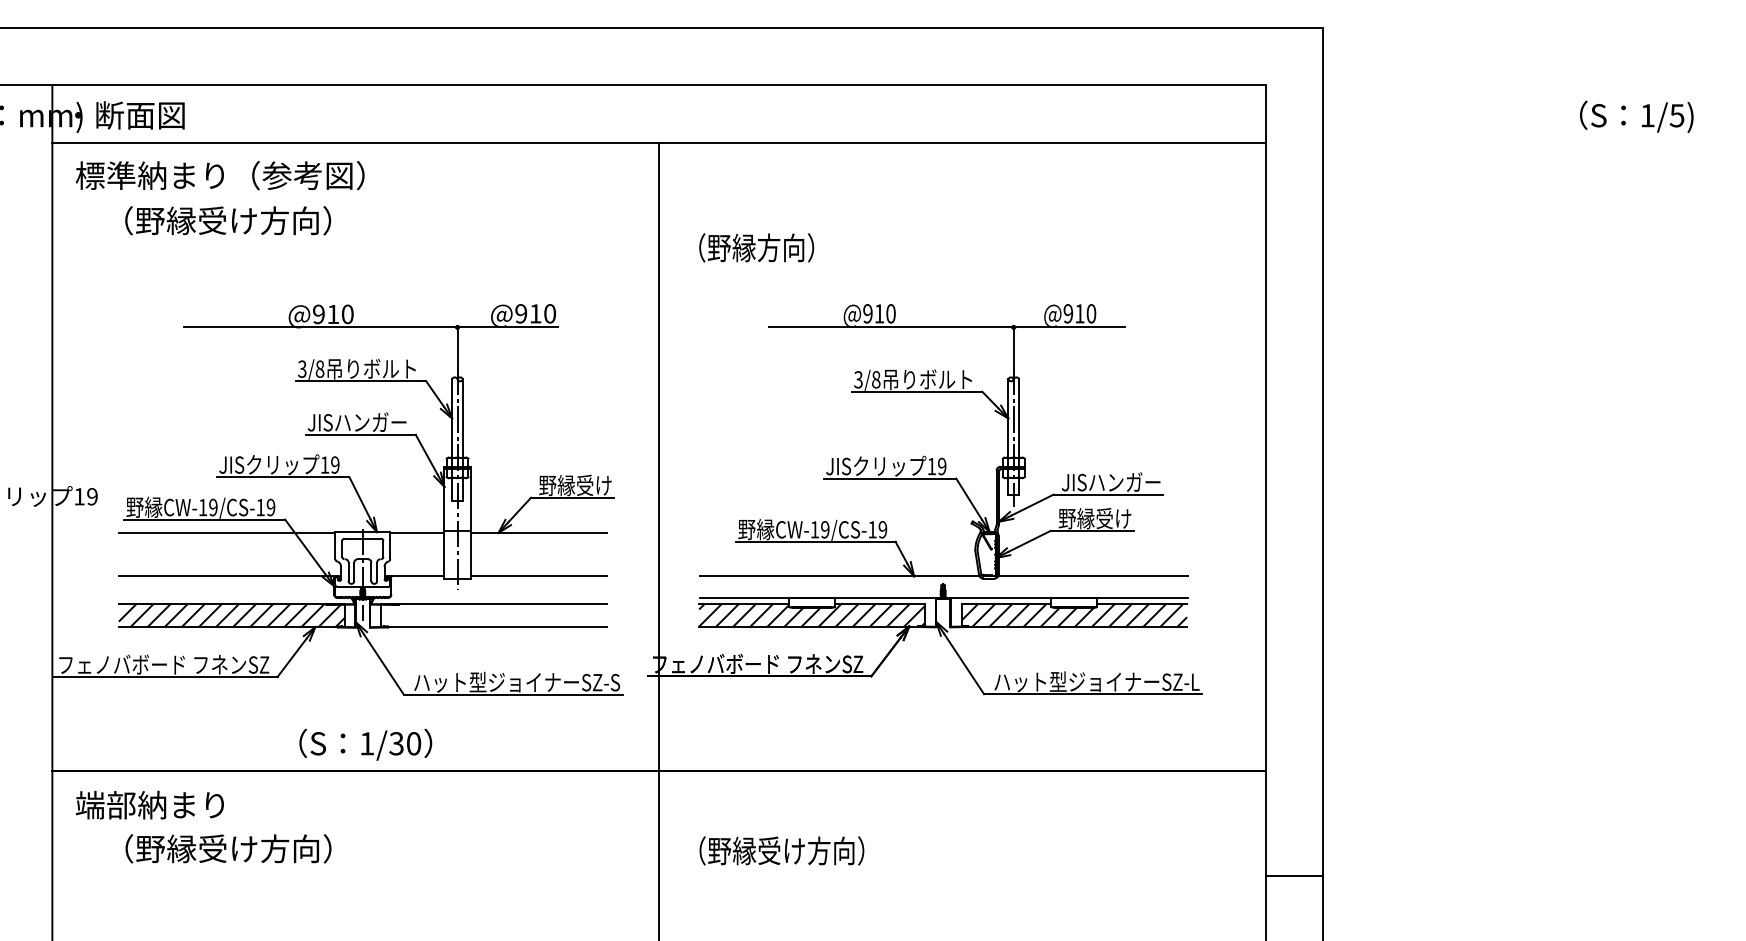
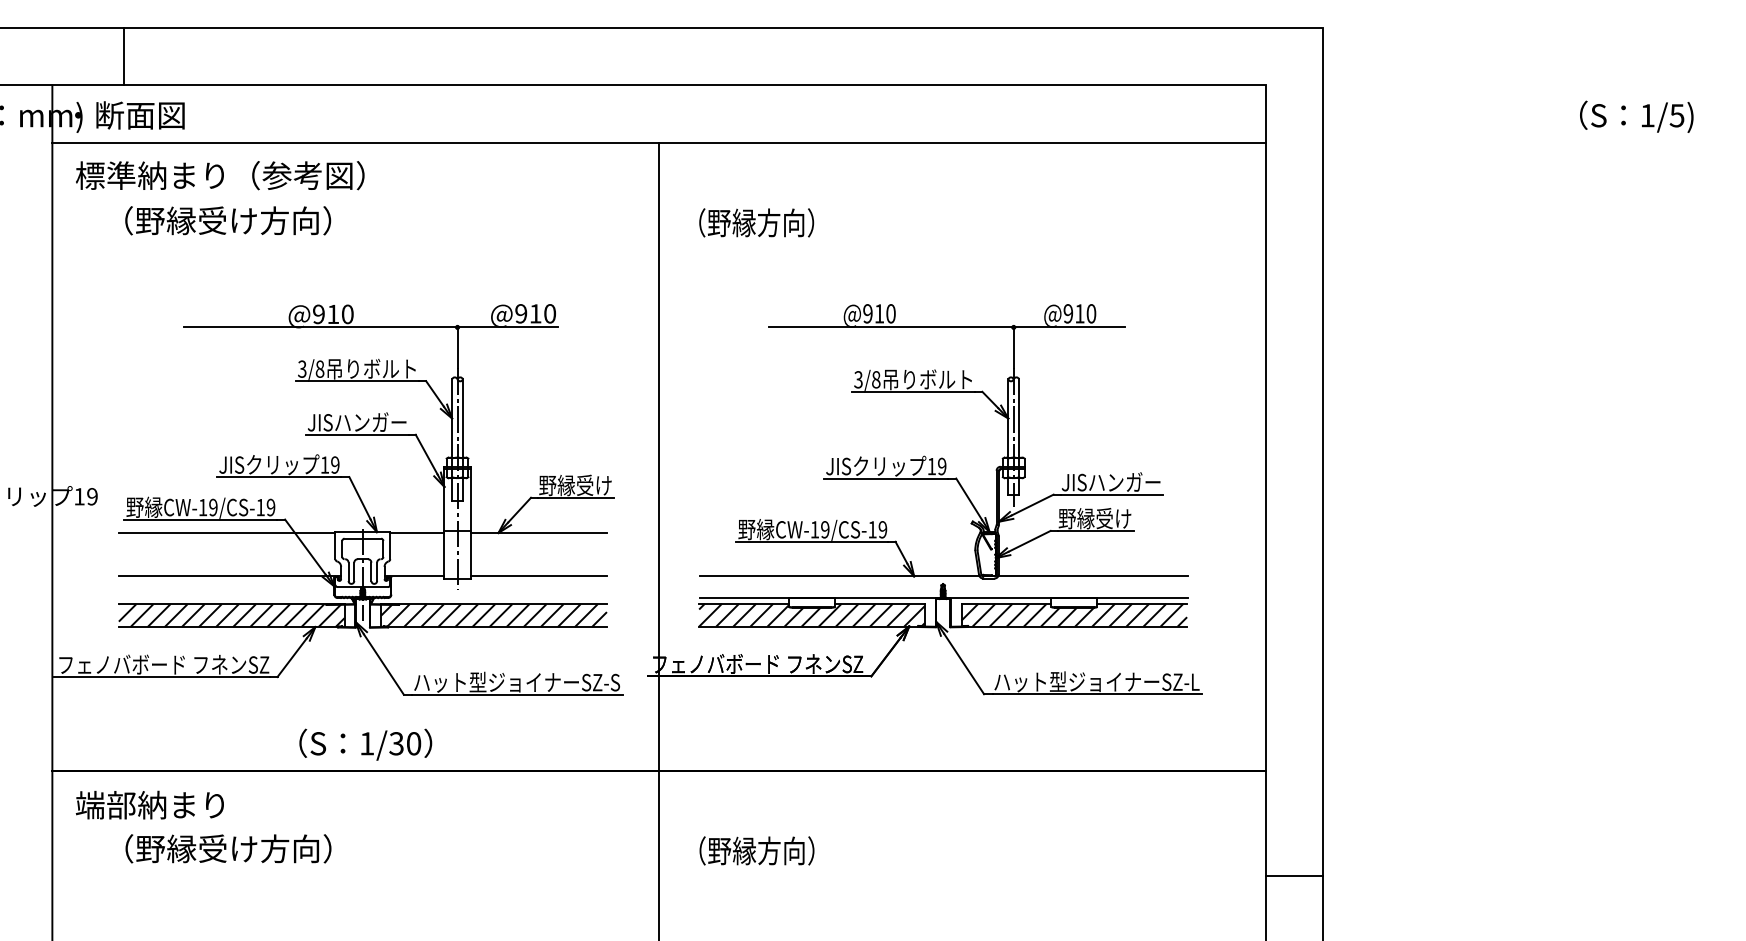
line: none -> present (123, 56)
text position: (756, 247) -> (756, 222) (756, 222)
hatch: none -> present (493, 615)
text: （野縁受け方向） -> （野縁方向） (811, 850)
